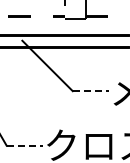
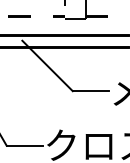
line: dashed -> solid (91, 91)
line: dashed -> solid (25, 145)
